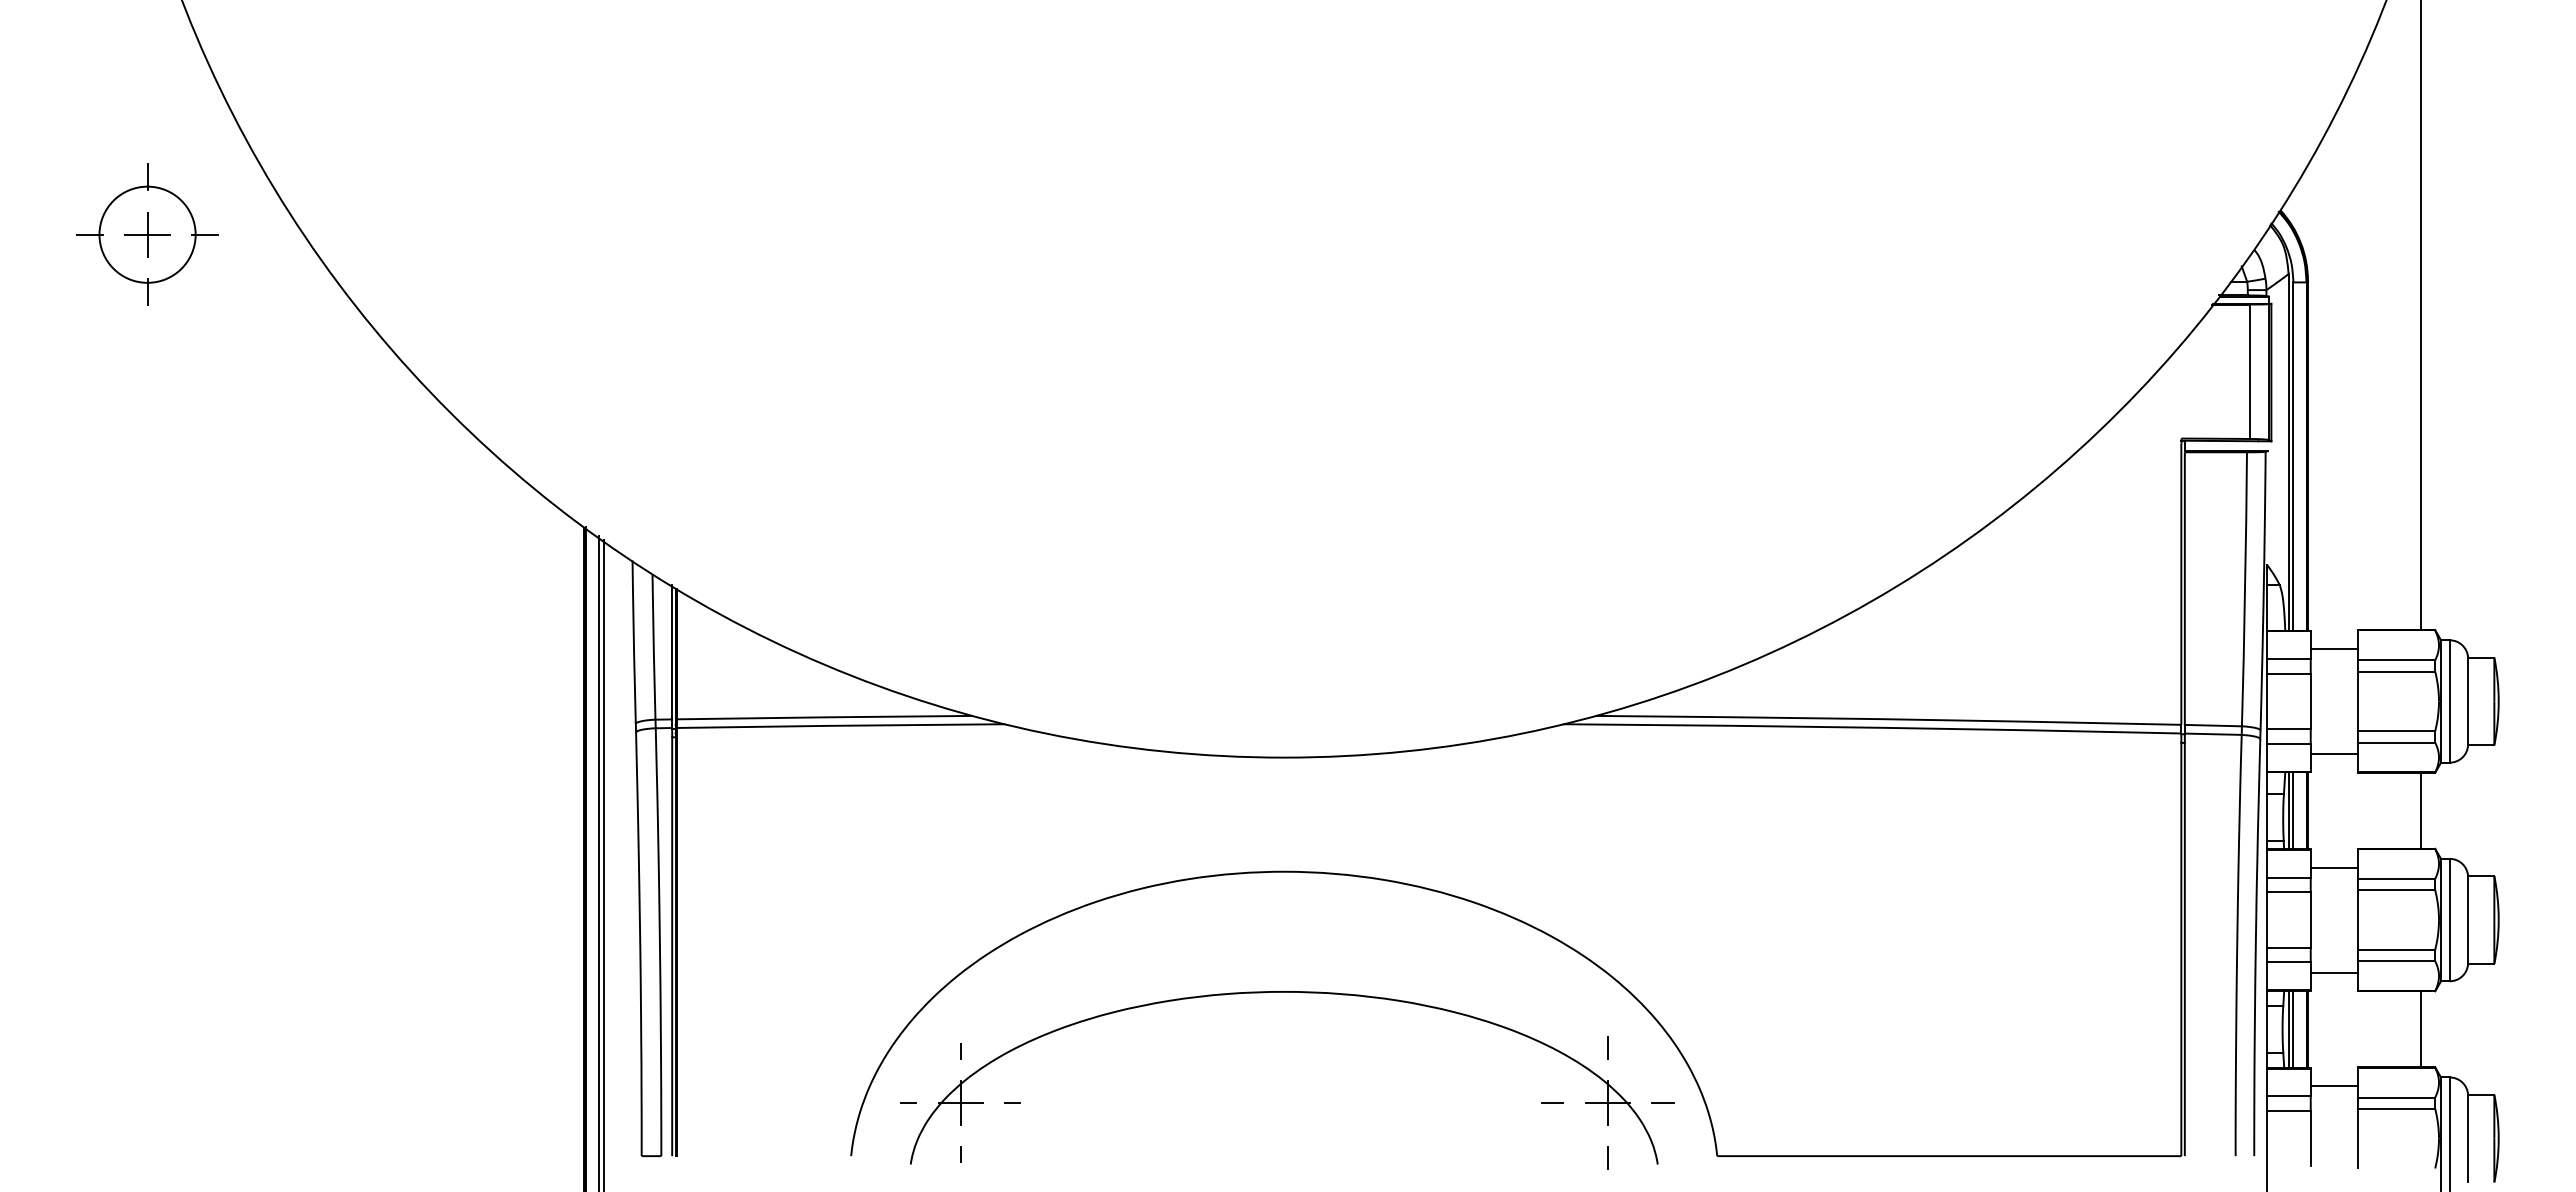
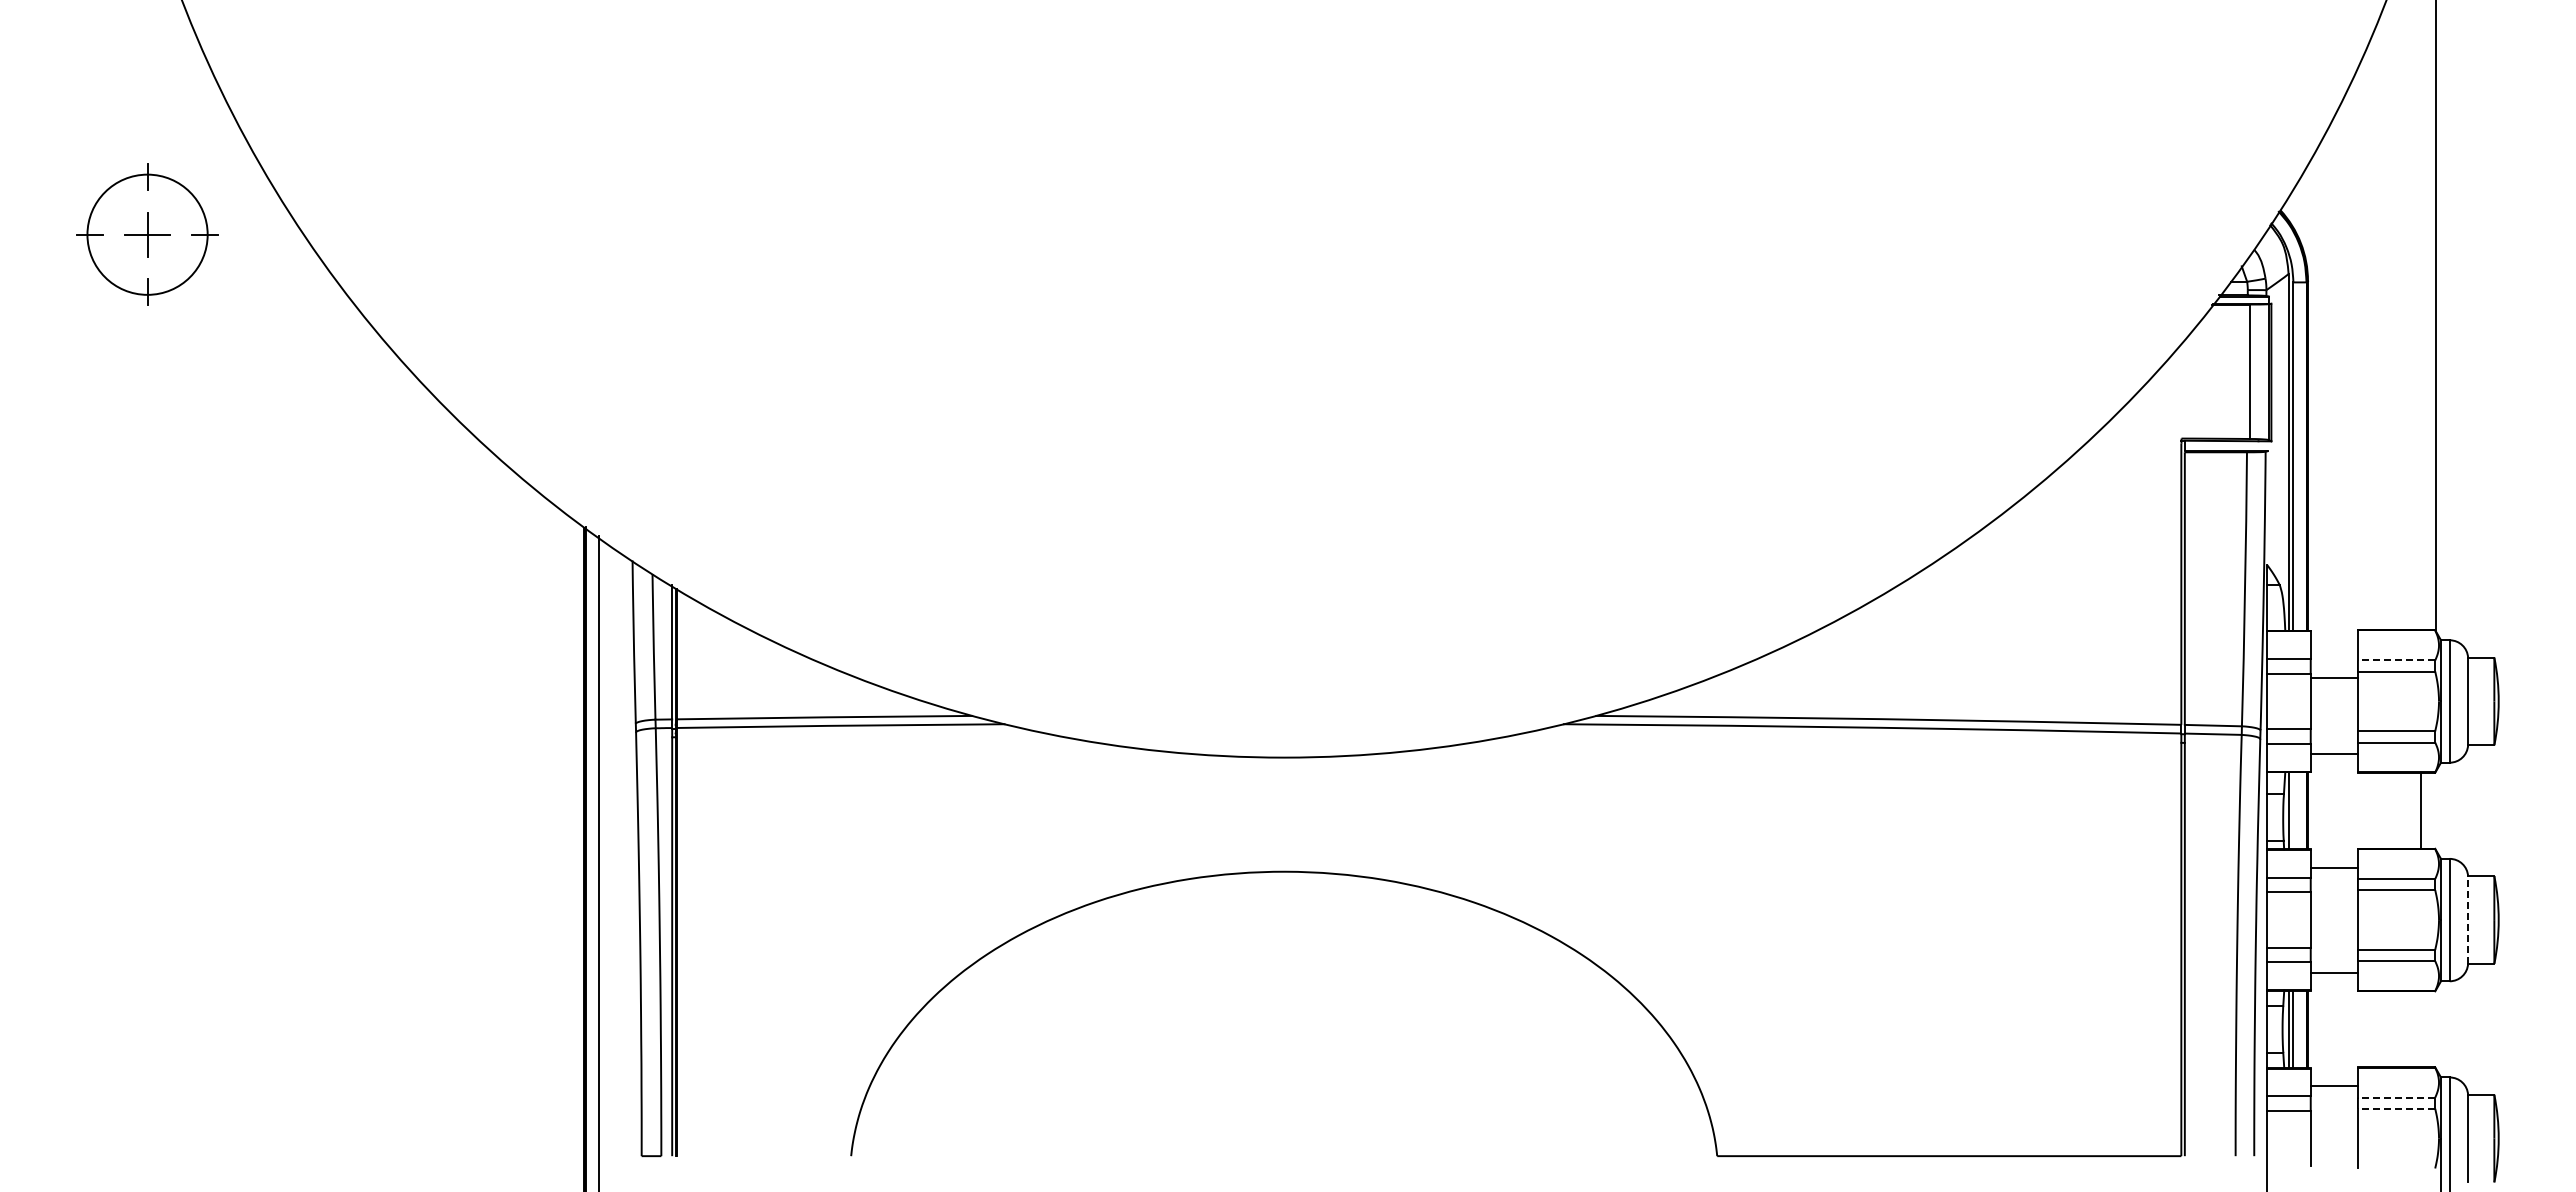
circle diameter: 96 px -> 120 px (147, 234)
line position: (2420, 316) -> (2435, 316) (2435, 316)
line position: (2333, 649) -> (2333, 678) (2333, 678)
line: solid -> dashed (2396, 660)
line: present -> none (2293, 810)
line: present -> none (604, 864)
line: solid -> dashed (2468, 920)
part: present -> none (1287, 992)
line: present -> none (2420, 1029)
line: solid -> dashed (2396, 1097)
line: solid -> dashed (2396, 1108)
